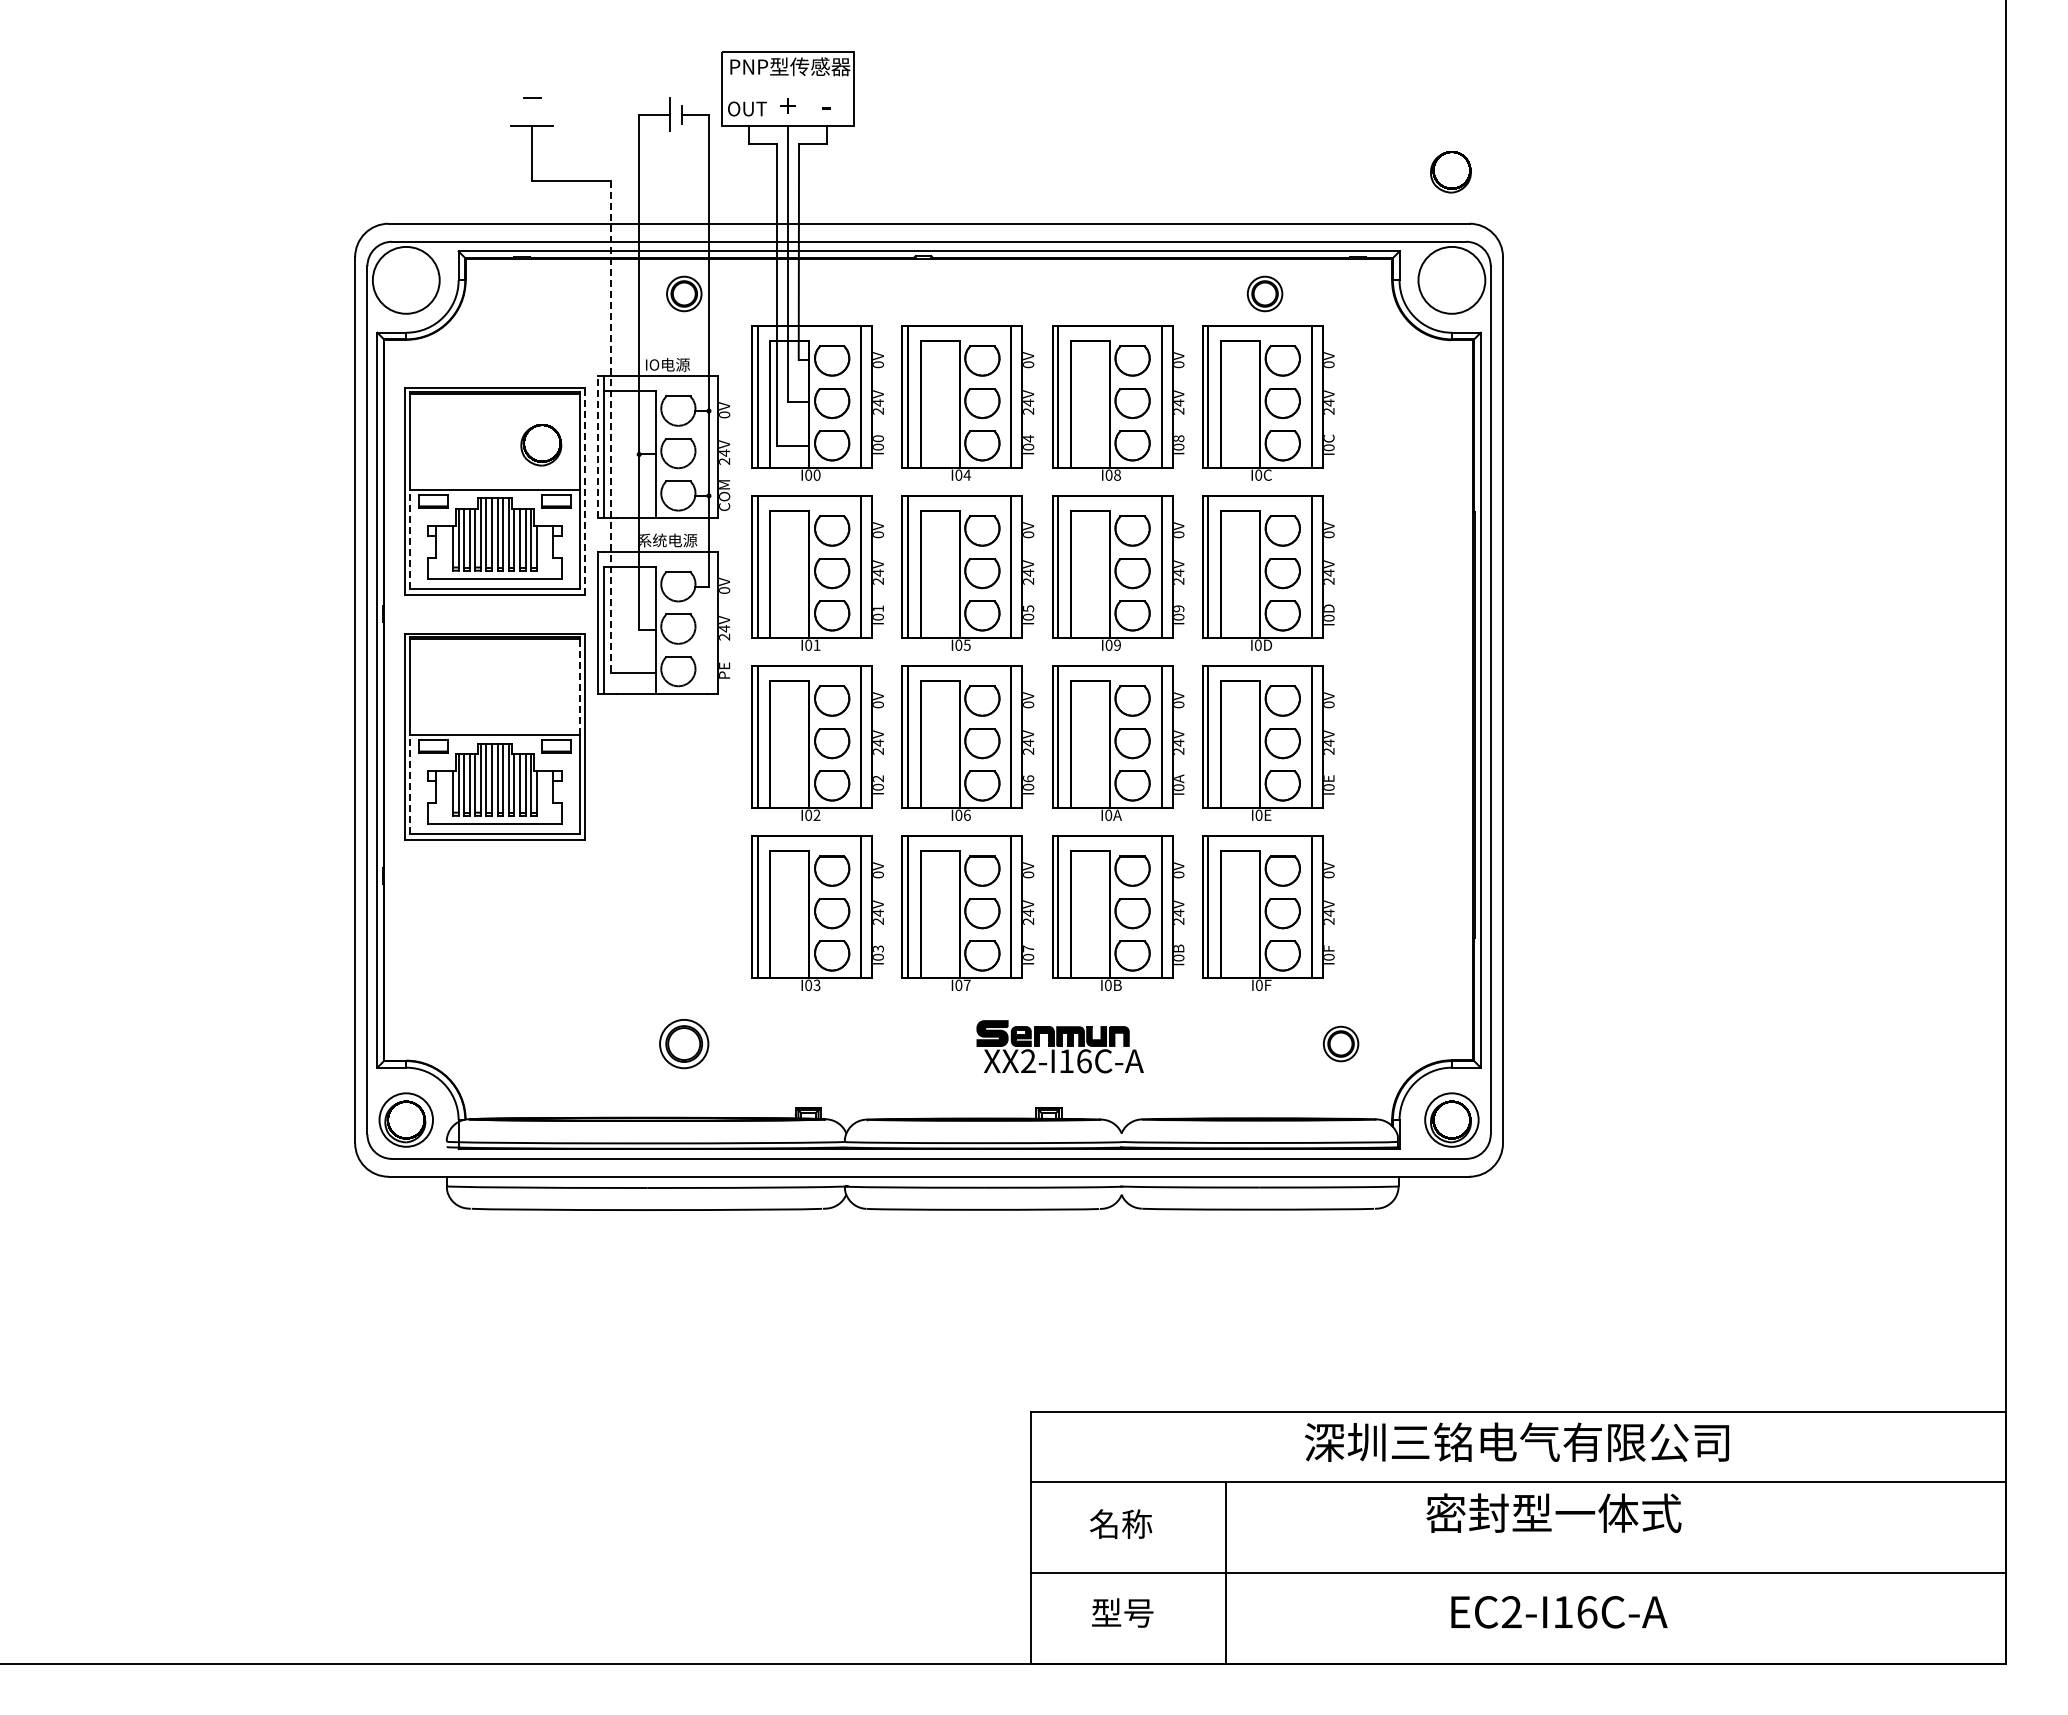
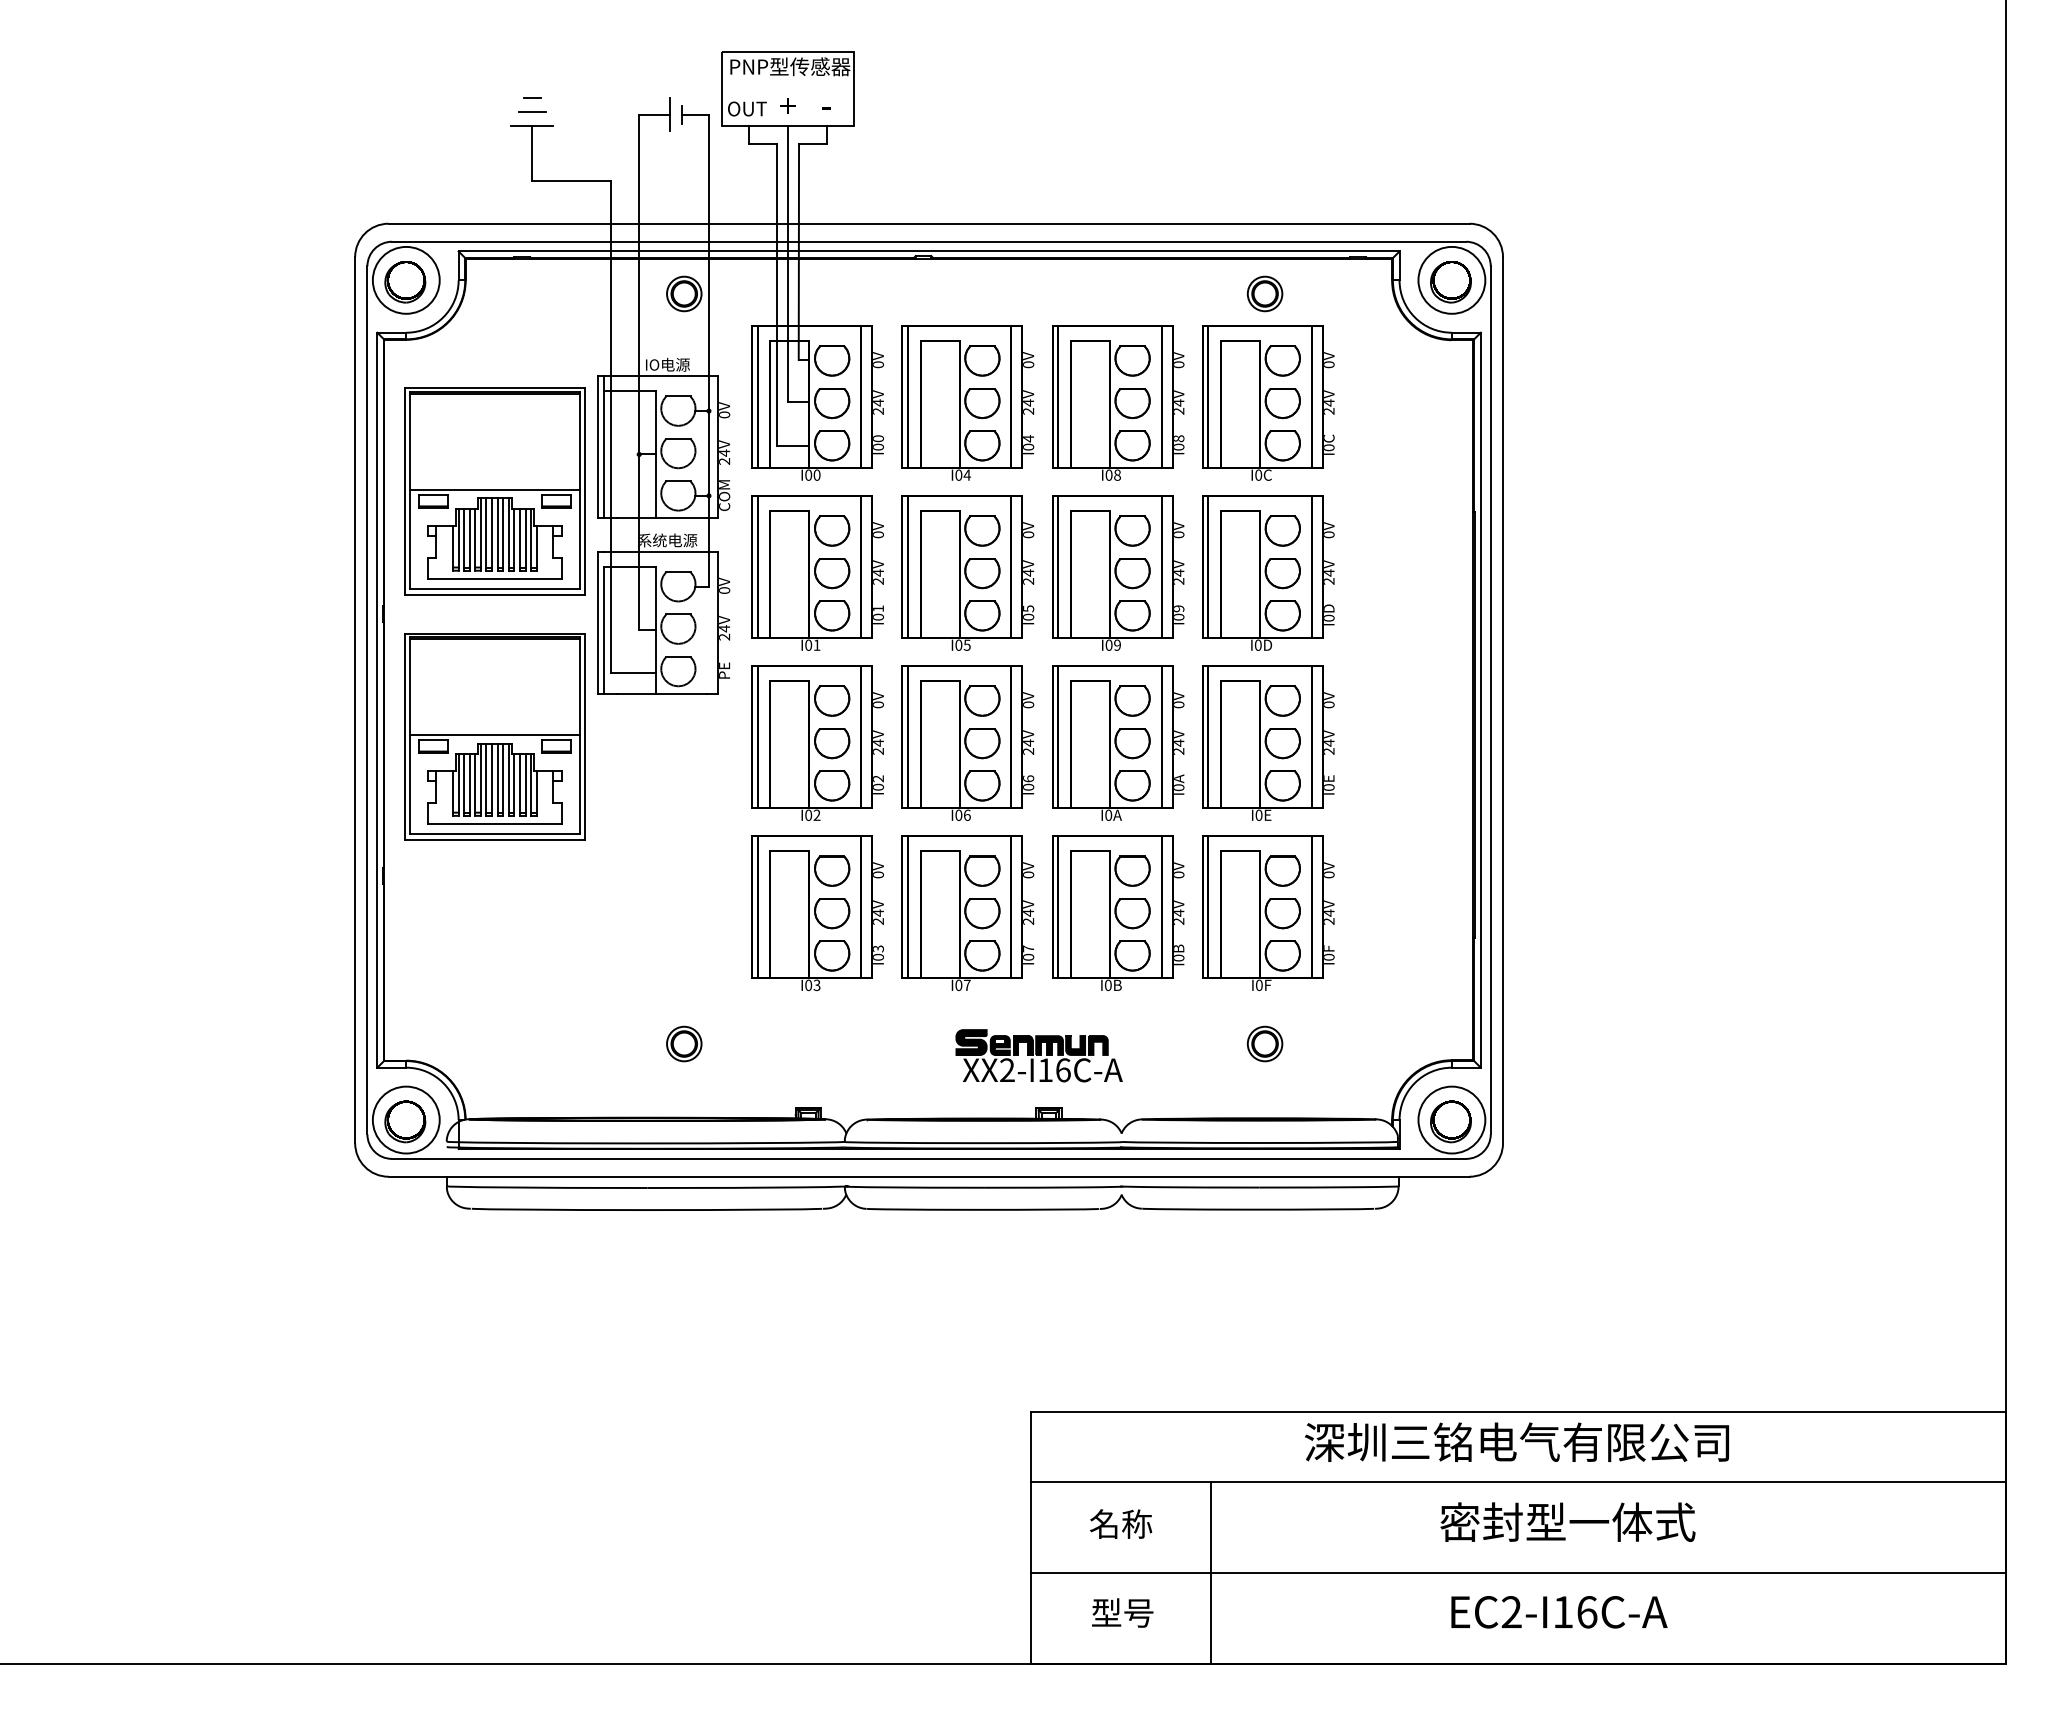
line: none -> present (531, 111)
part position: (1450, 172) -> (1450, 282) (1450, 282)
line: dashed -> solid (610, 426)
part position: (541, 445) -> (405, 282) (405, 282)
line: dashed -> solid (598, 446)
line: dashed -> solid (584, 490)
line: dashed -> solid (409, 538)
line: dashed -> solid (580, 687)
line: dashed -> solid (409, 784)
part position: (1340, 1043) -> (1264, 1043) (1264, 1043)
part size: 51x51 px -> 37x38 px (684, 1043)
part position: (1059, 1046) -> (1038, 1055) (1038, 1055)
circle diameter: 53 px -> 67 px (405, 1119)
circle diameter: 53 px -> 67 px (1451, 1119)
text position: (1553, 1512) -> (1567, 1521) (1567, 1521)
line position: (1226, 1572) -> (1211, 1572) (1211, 1572)
